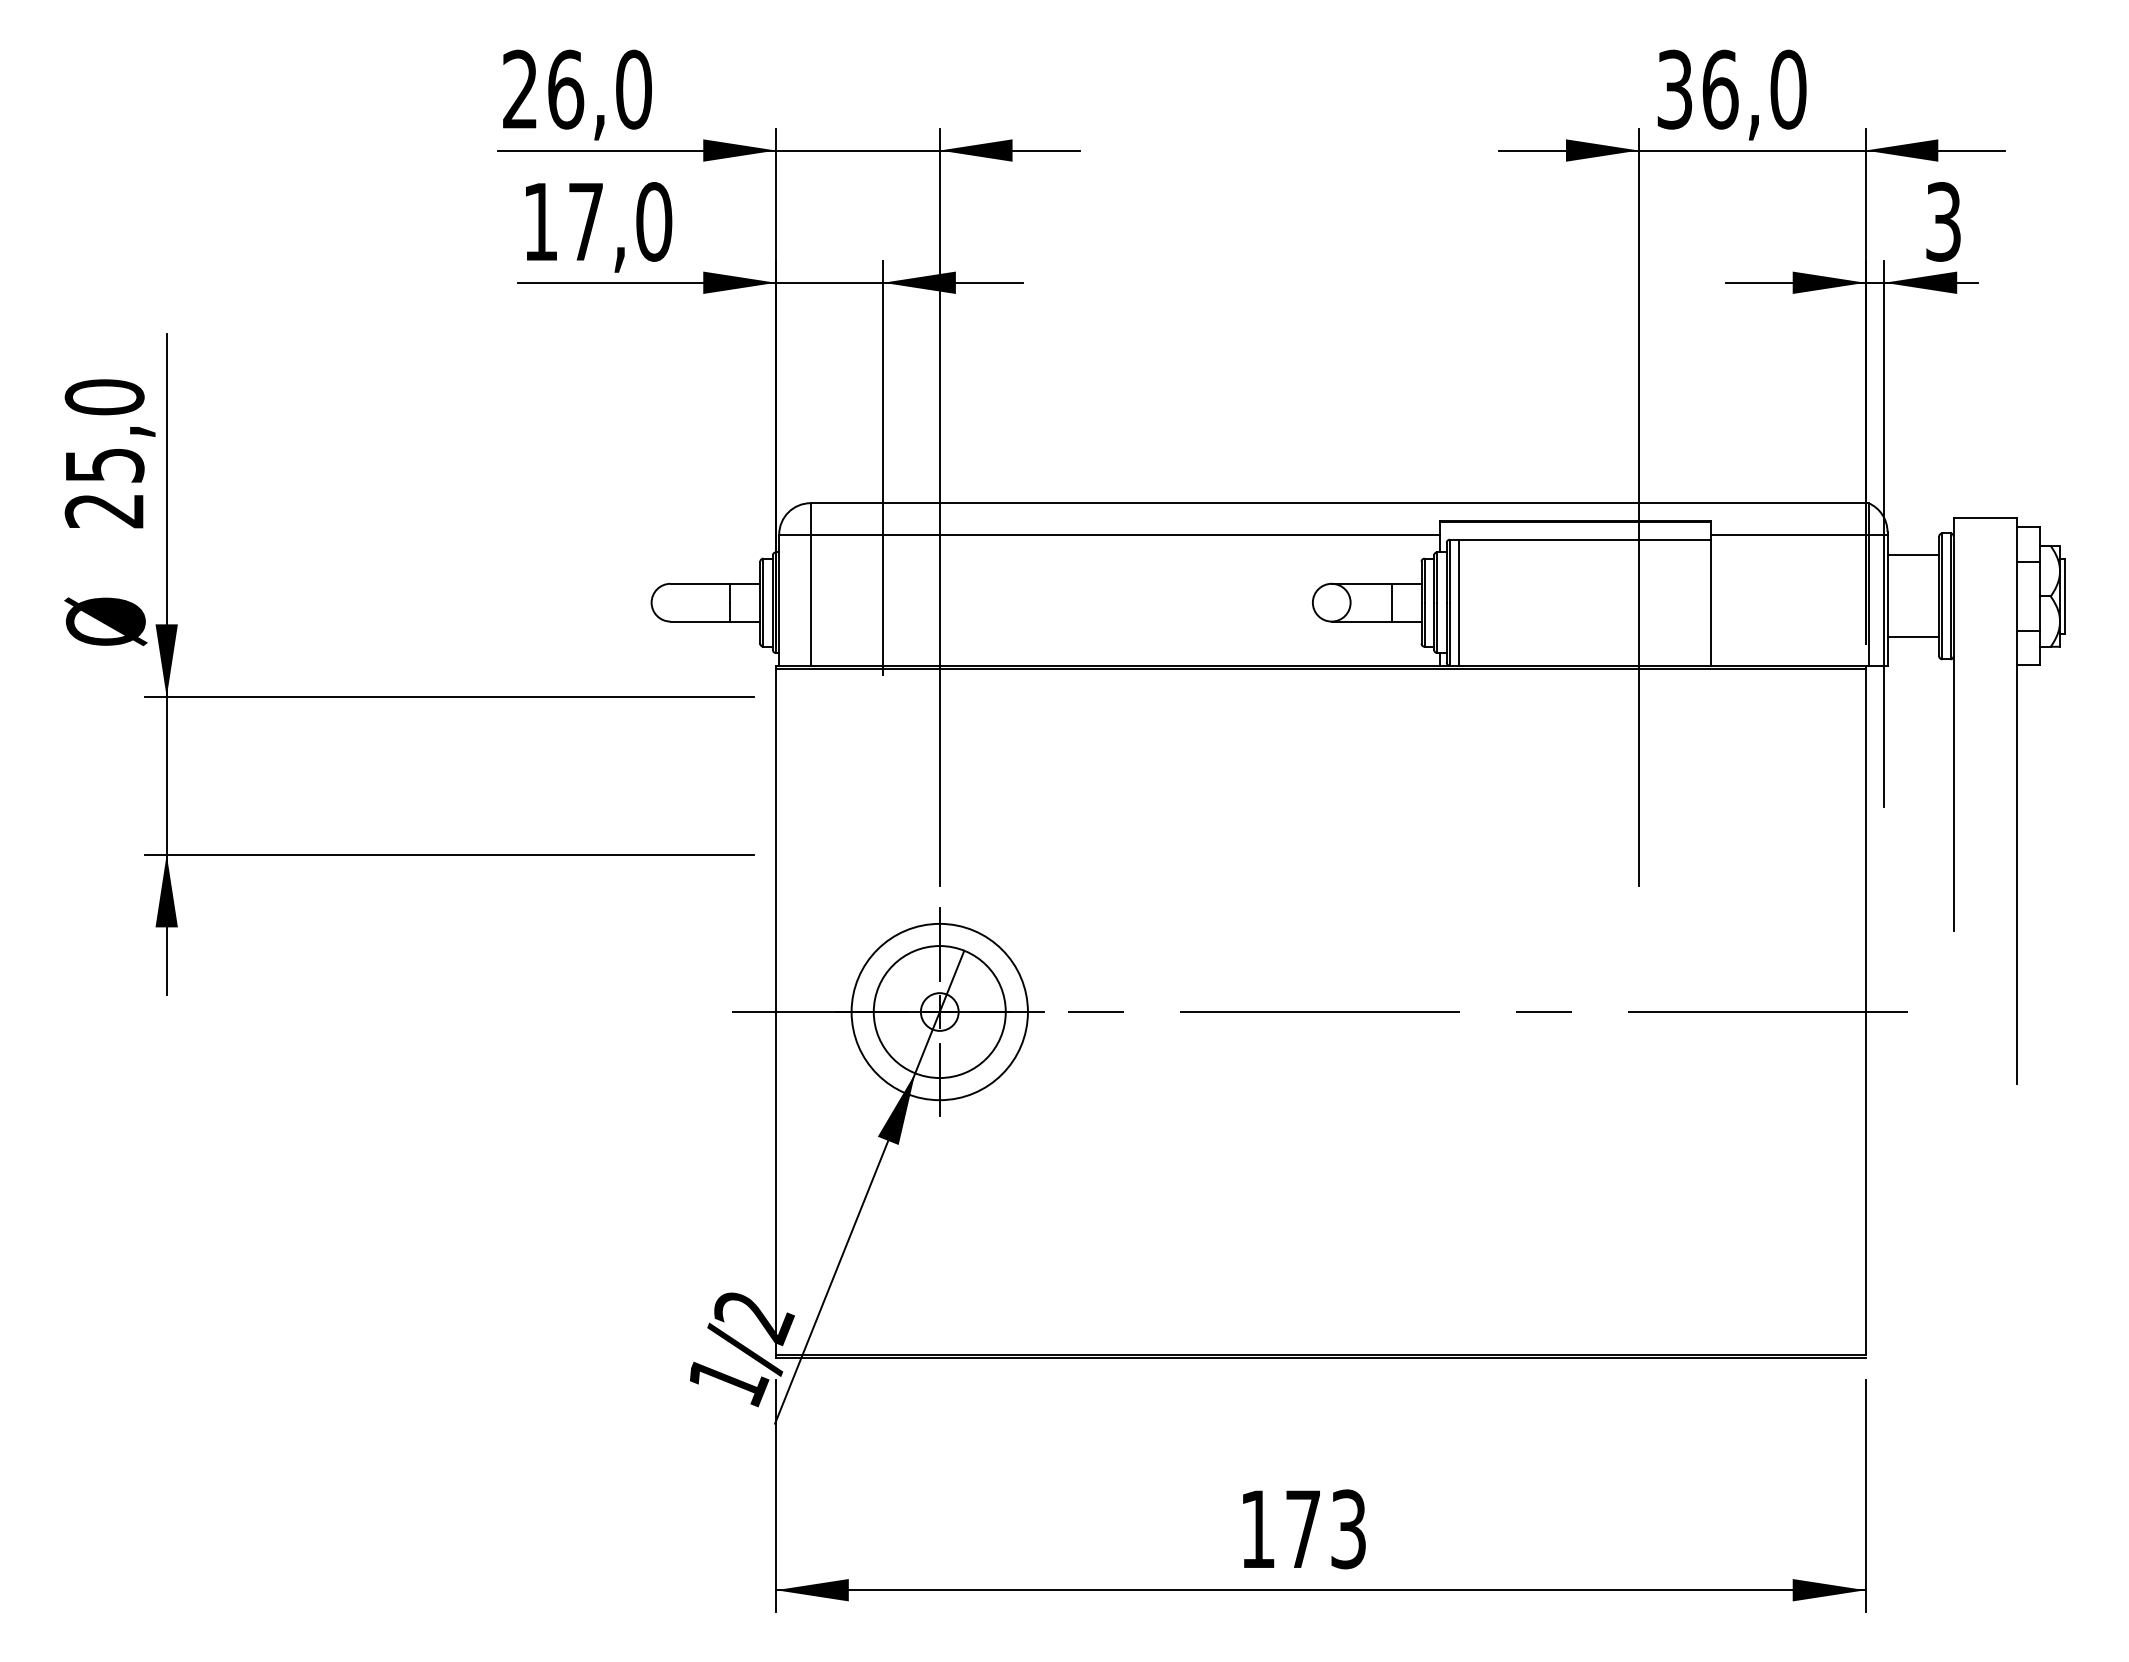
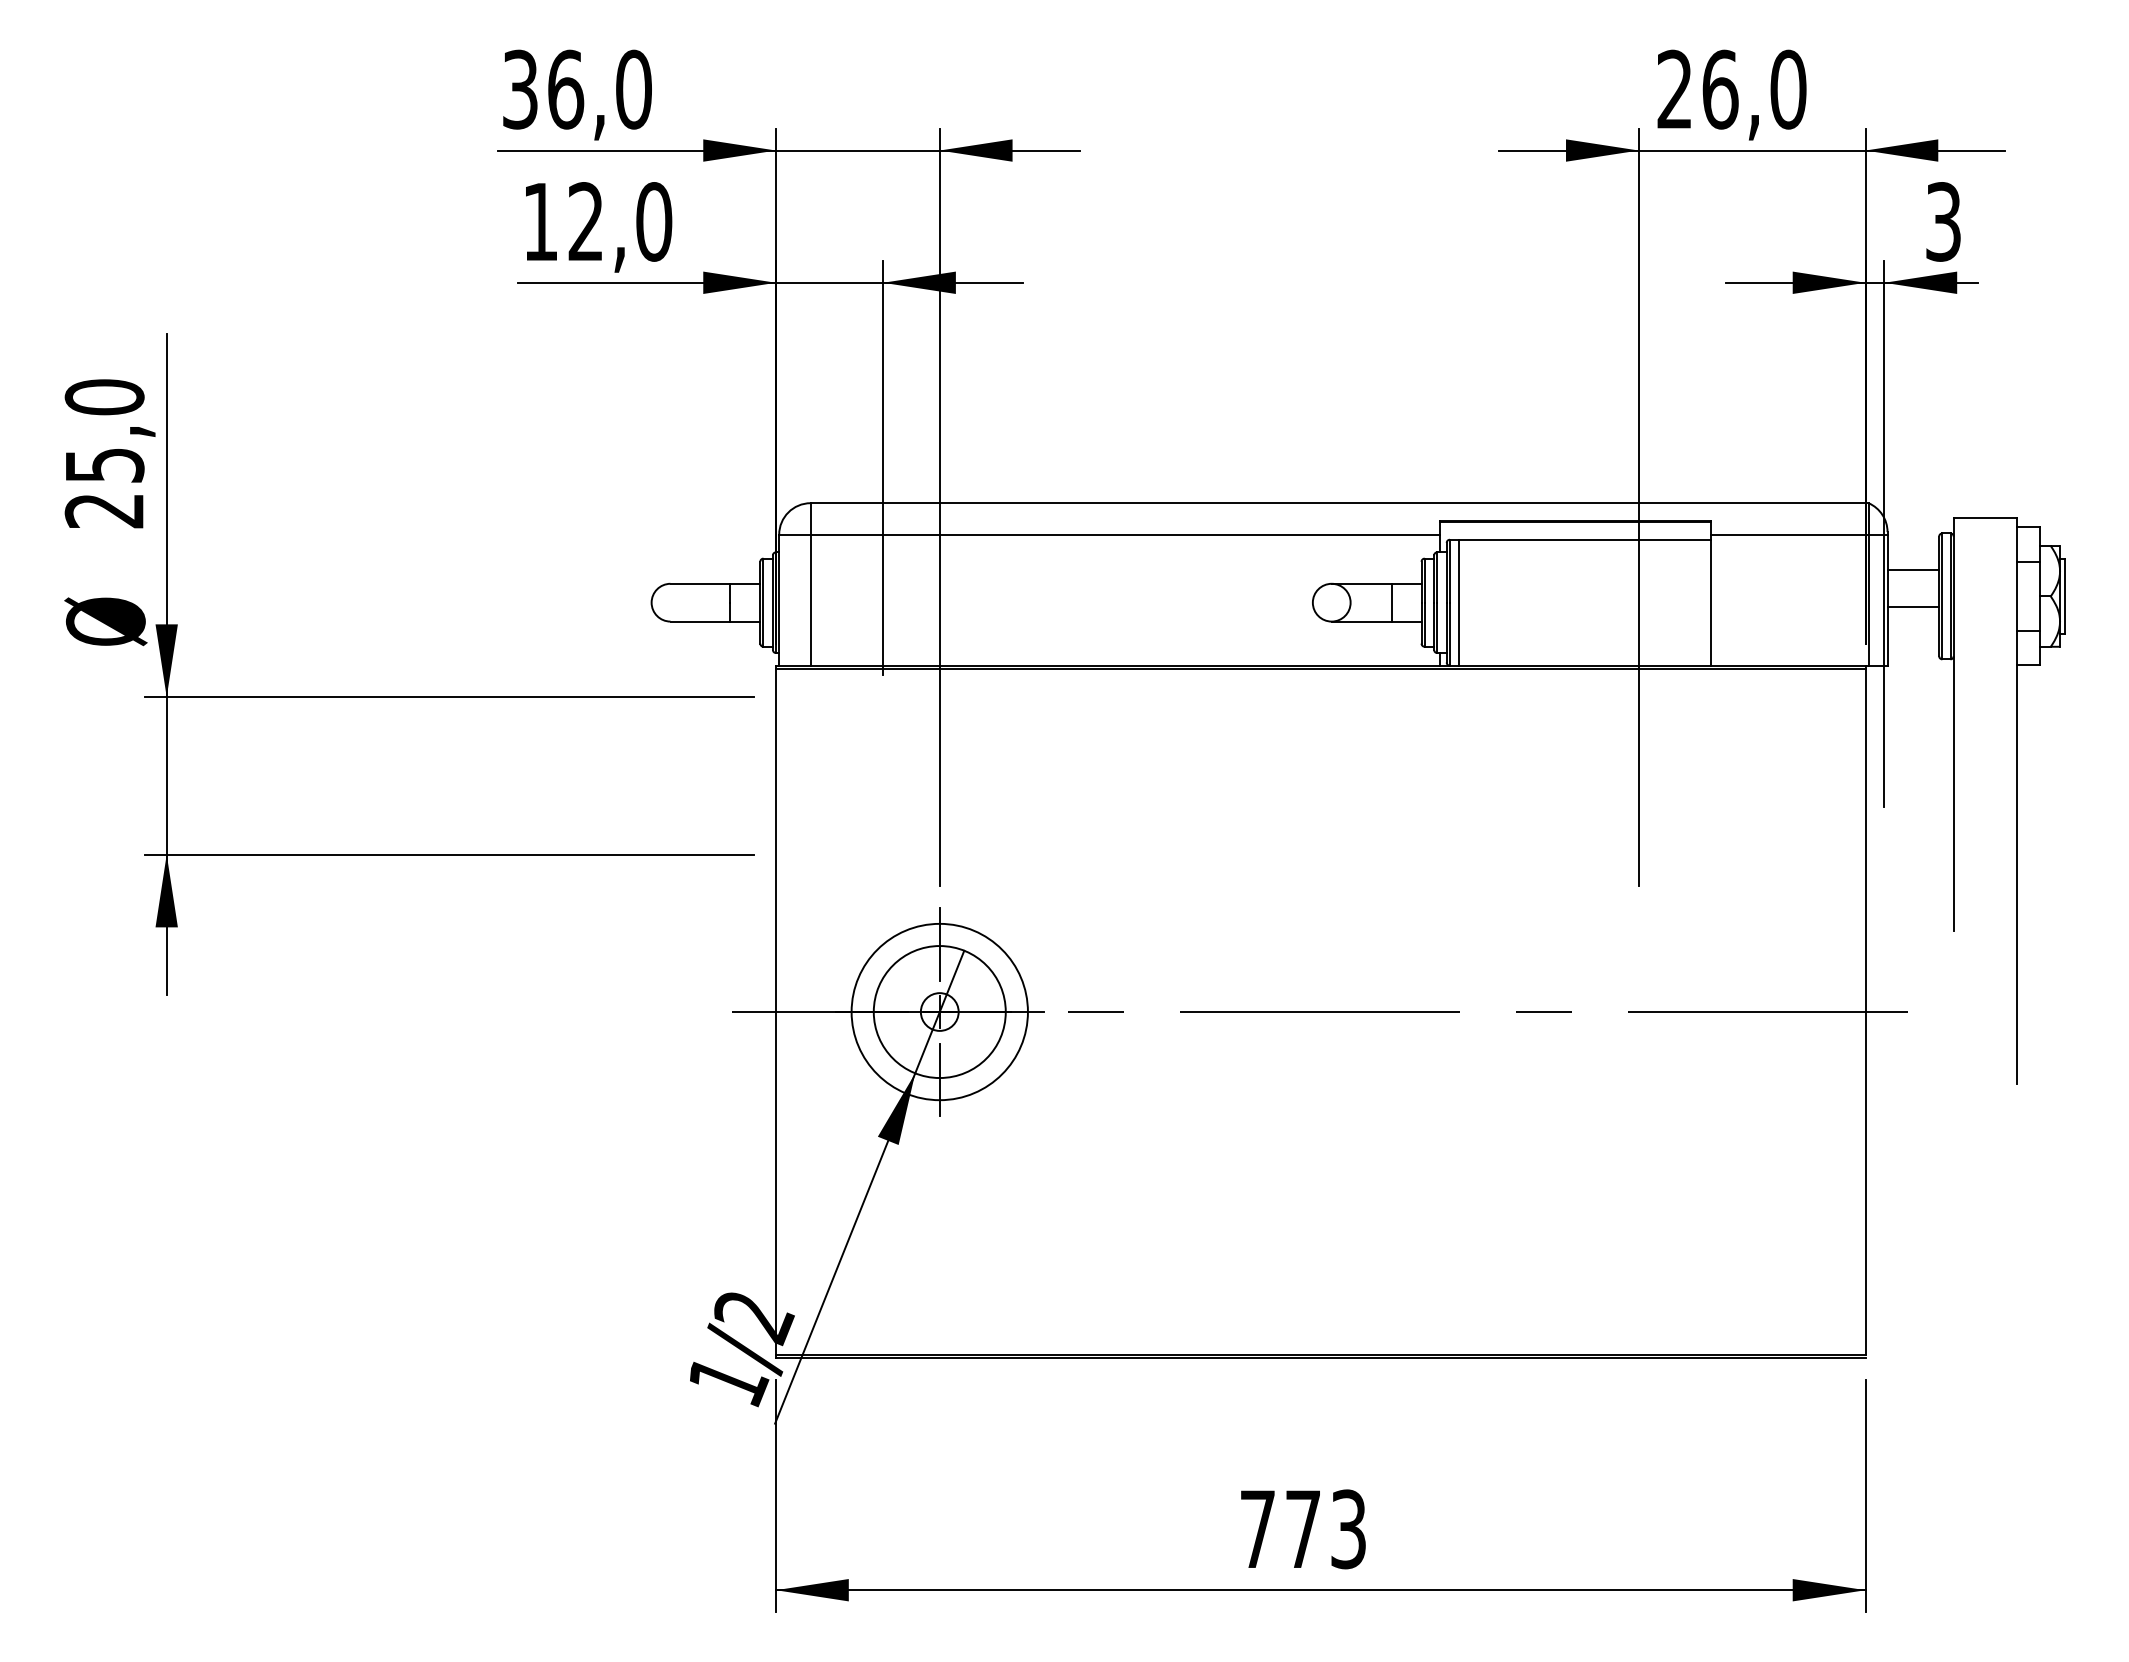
text: 26,0 -> 36,0 (520, 89)
text: 36,0 -> 26,0 (1674, 89)
text: 17,0 -> 12,0 (585, 221)
line position: (1913, 555) -> (1913, 570) (1913, 570)
line position: (1913, 637) -> (1913, 607) (1913, 607)
text: 173 -> 773 (1257, 1528)
